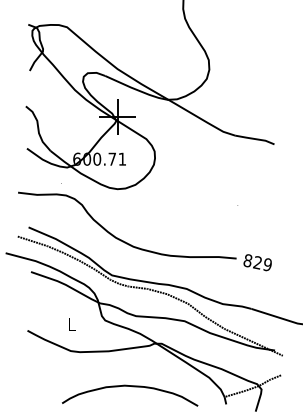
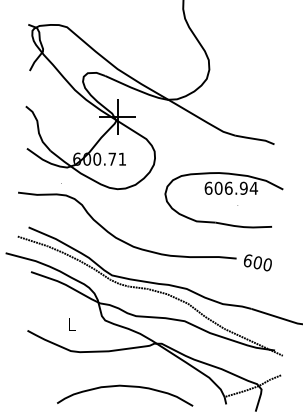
part: none -> present (220, 194)
text: 829 -> 600 (256, 262)
curve position: (132, 387) -> (127, 387) (127, 387)
